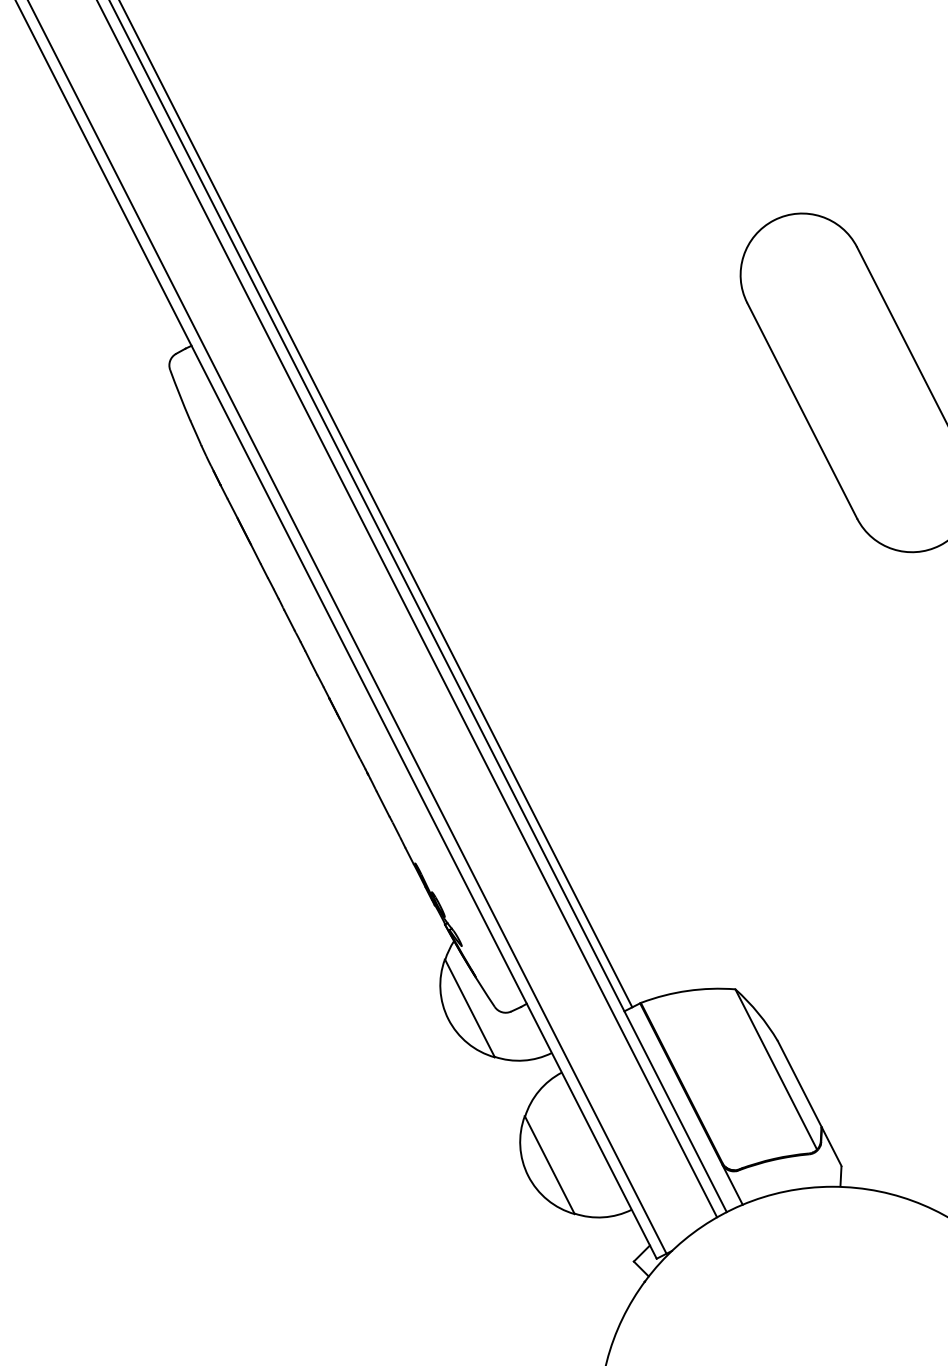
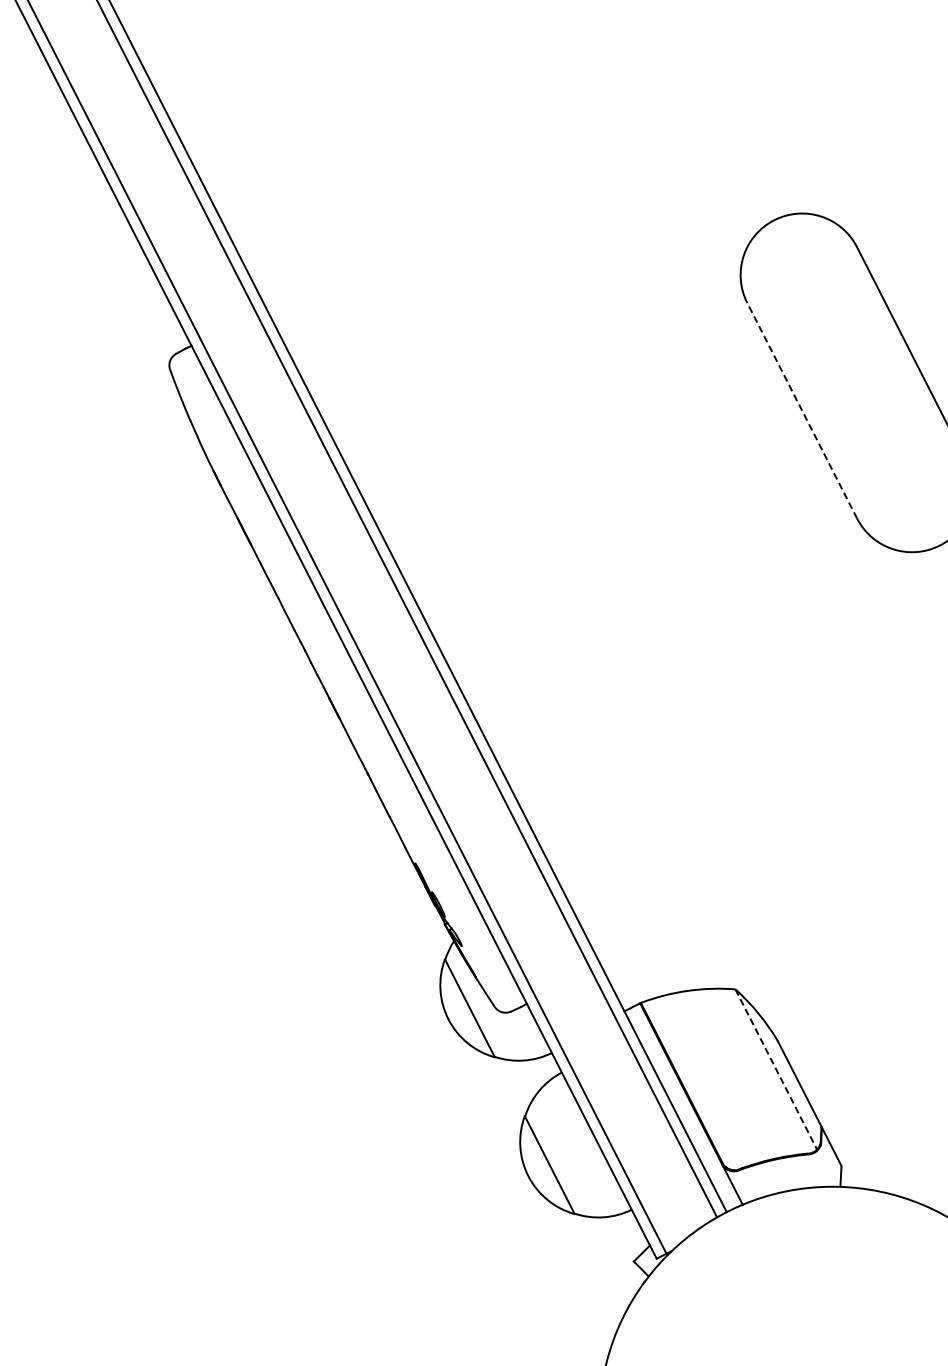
line: solid -> dashed (802, 410)
line: present -> none (376, 504)
line: solid -> dashed (776, 1069)
